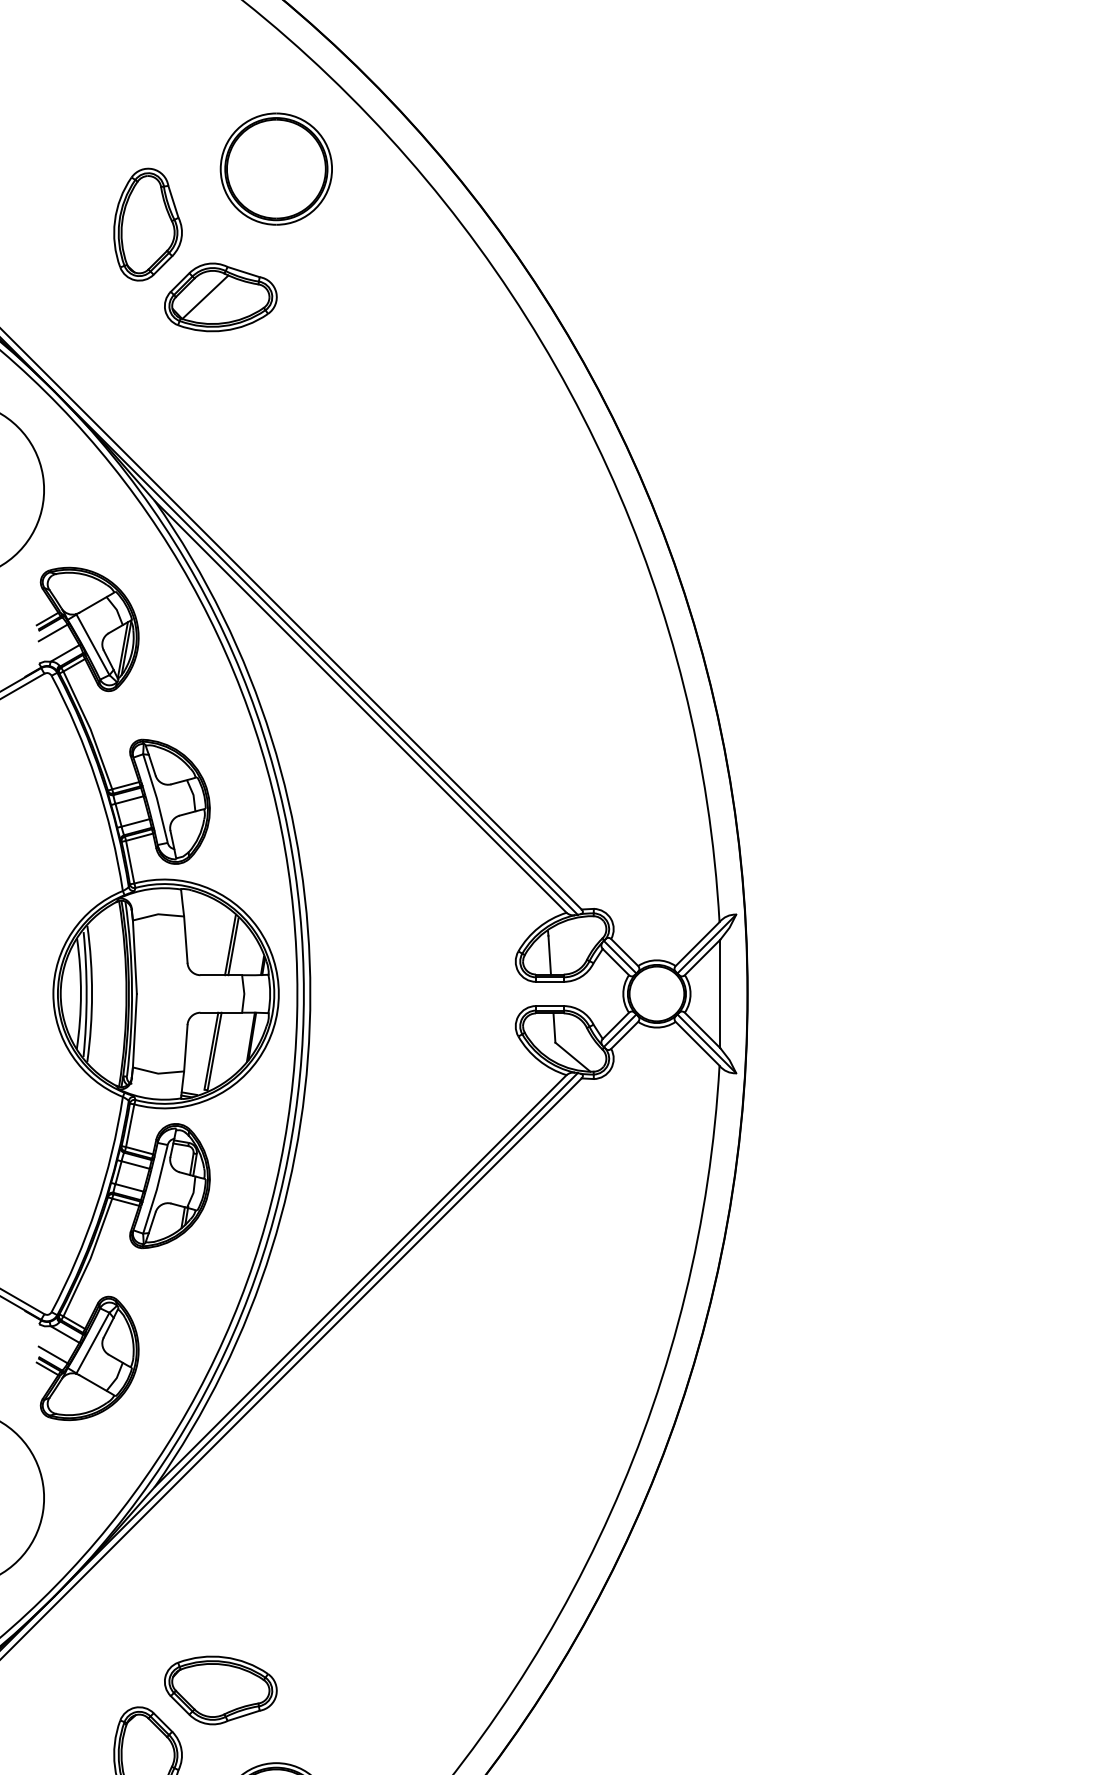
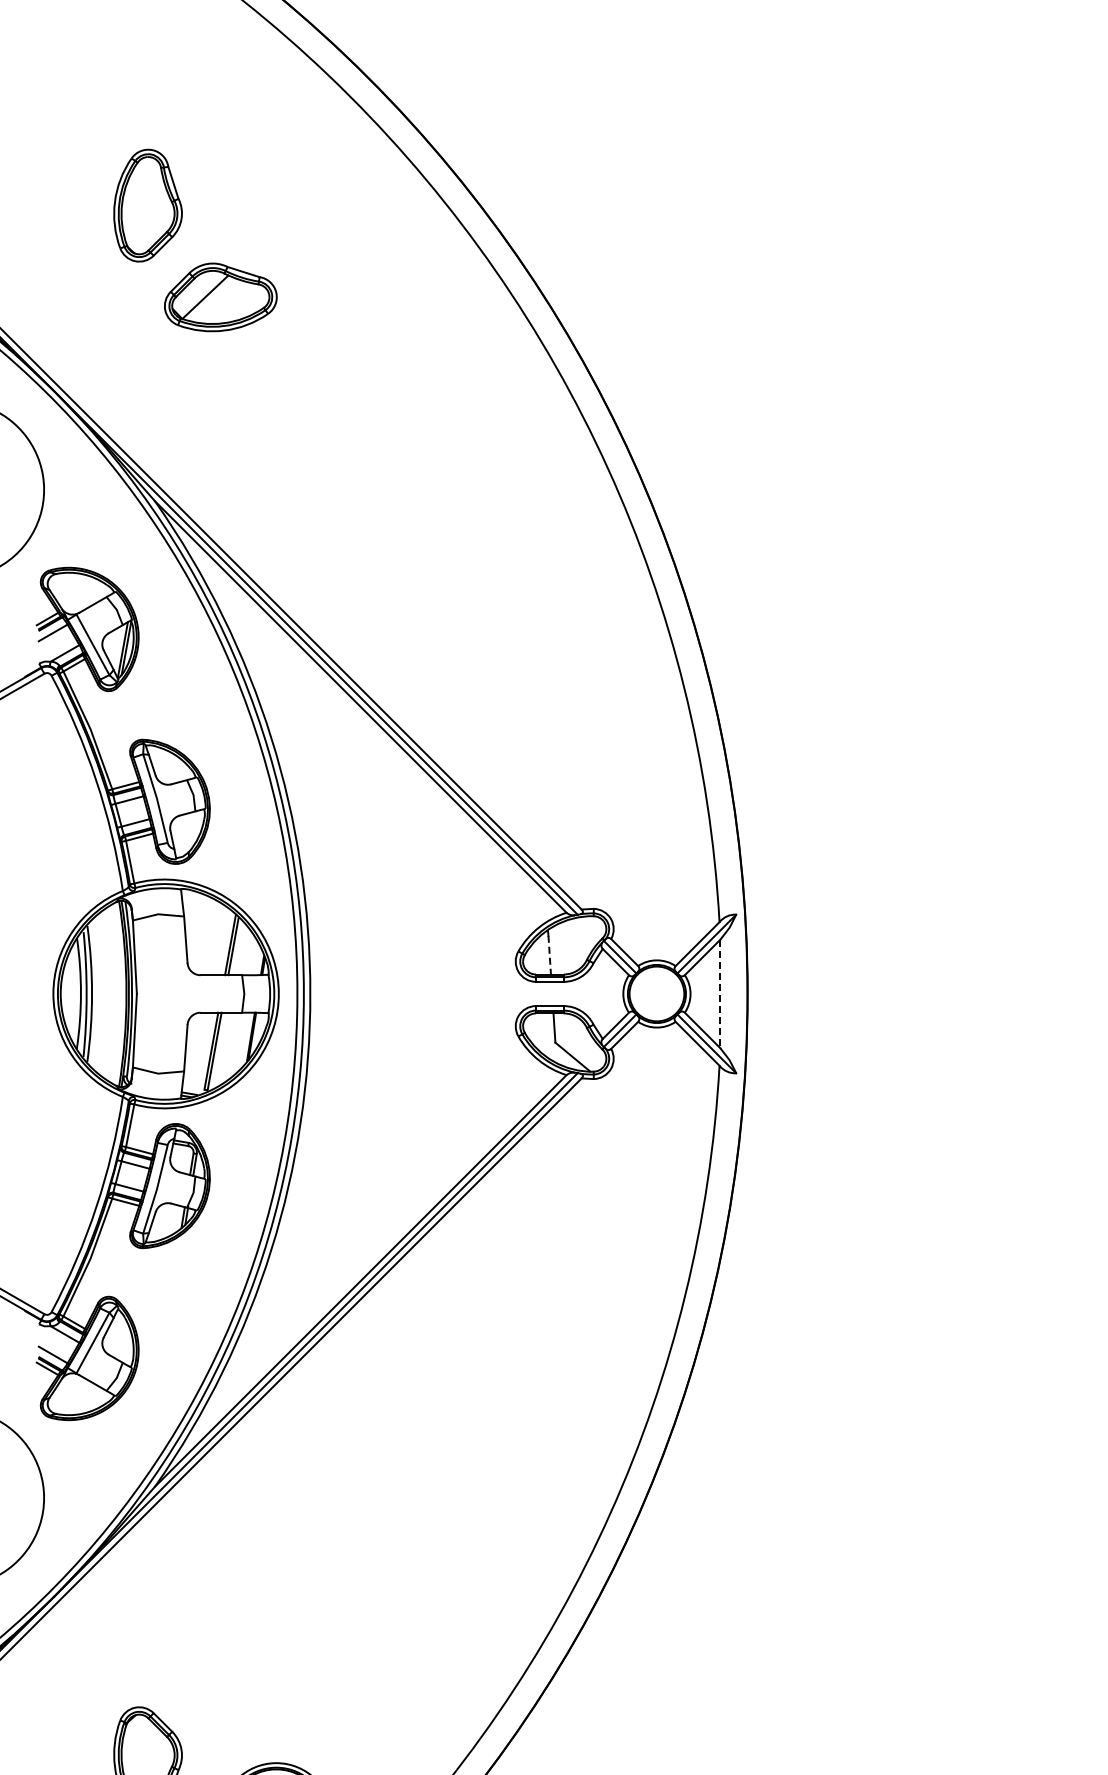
part: present -> none (275, 168)
part position: (147, 224) -> (147, 205) (147, 205)
line: solid -> dashed (549, 955)
line: solid -> dashed (720, 994)
part: present -> none (220, 1690)
